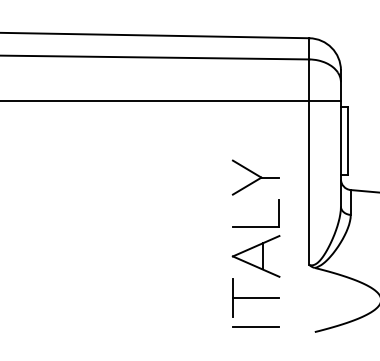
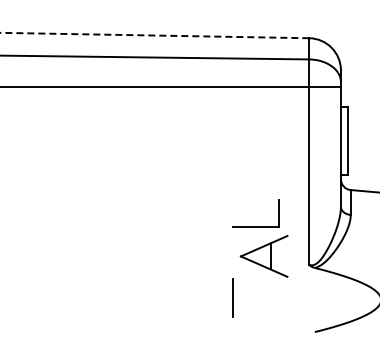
line: solid -> dashed (154, 35)
line position: (171, 100) -> (171, 86) (171, 86)
part: present -> none (255, 177)
part position: (255, 256) -> (263, 256) (263, 256)
line: present -> none (255, 298)
line: present -> none (255, 326)
